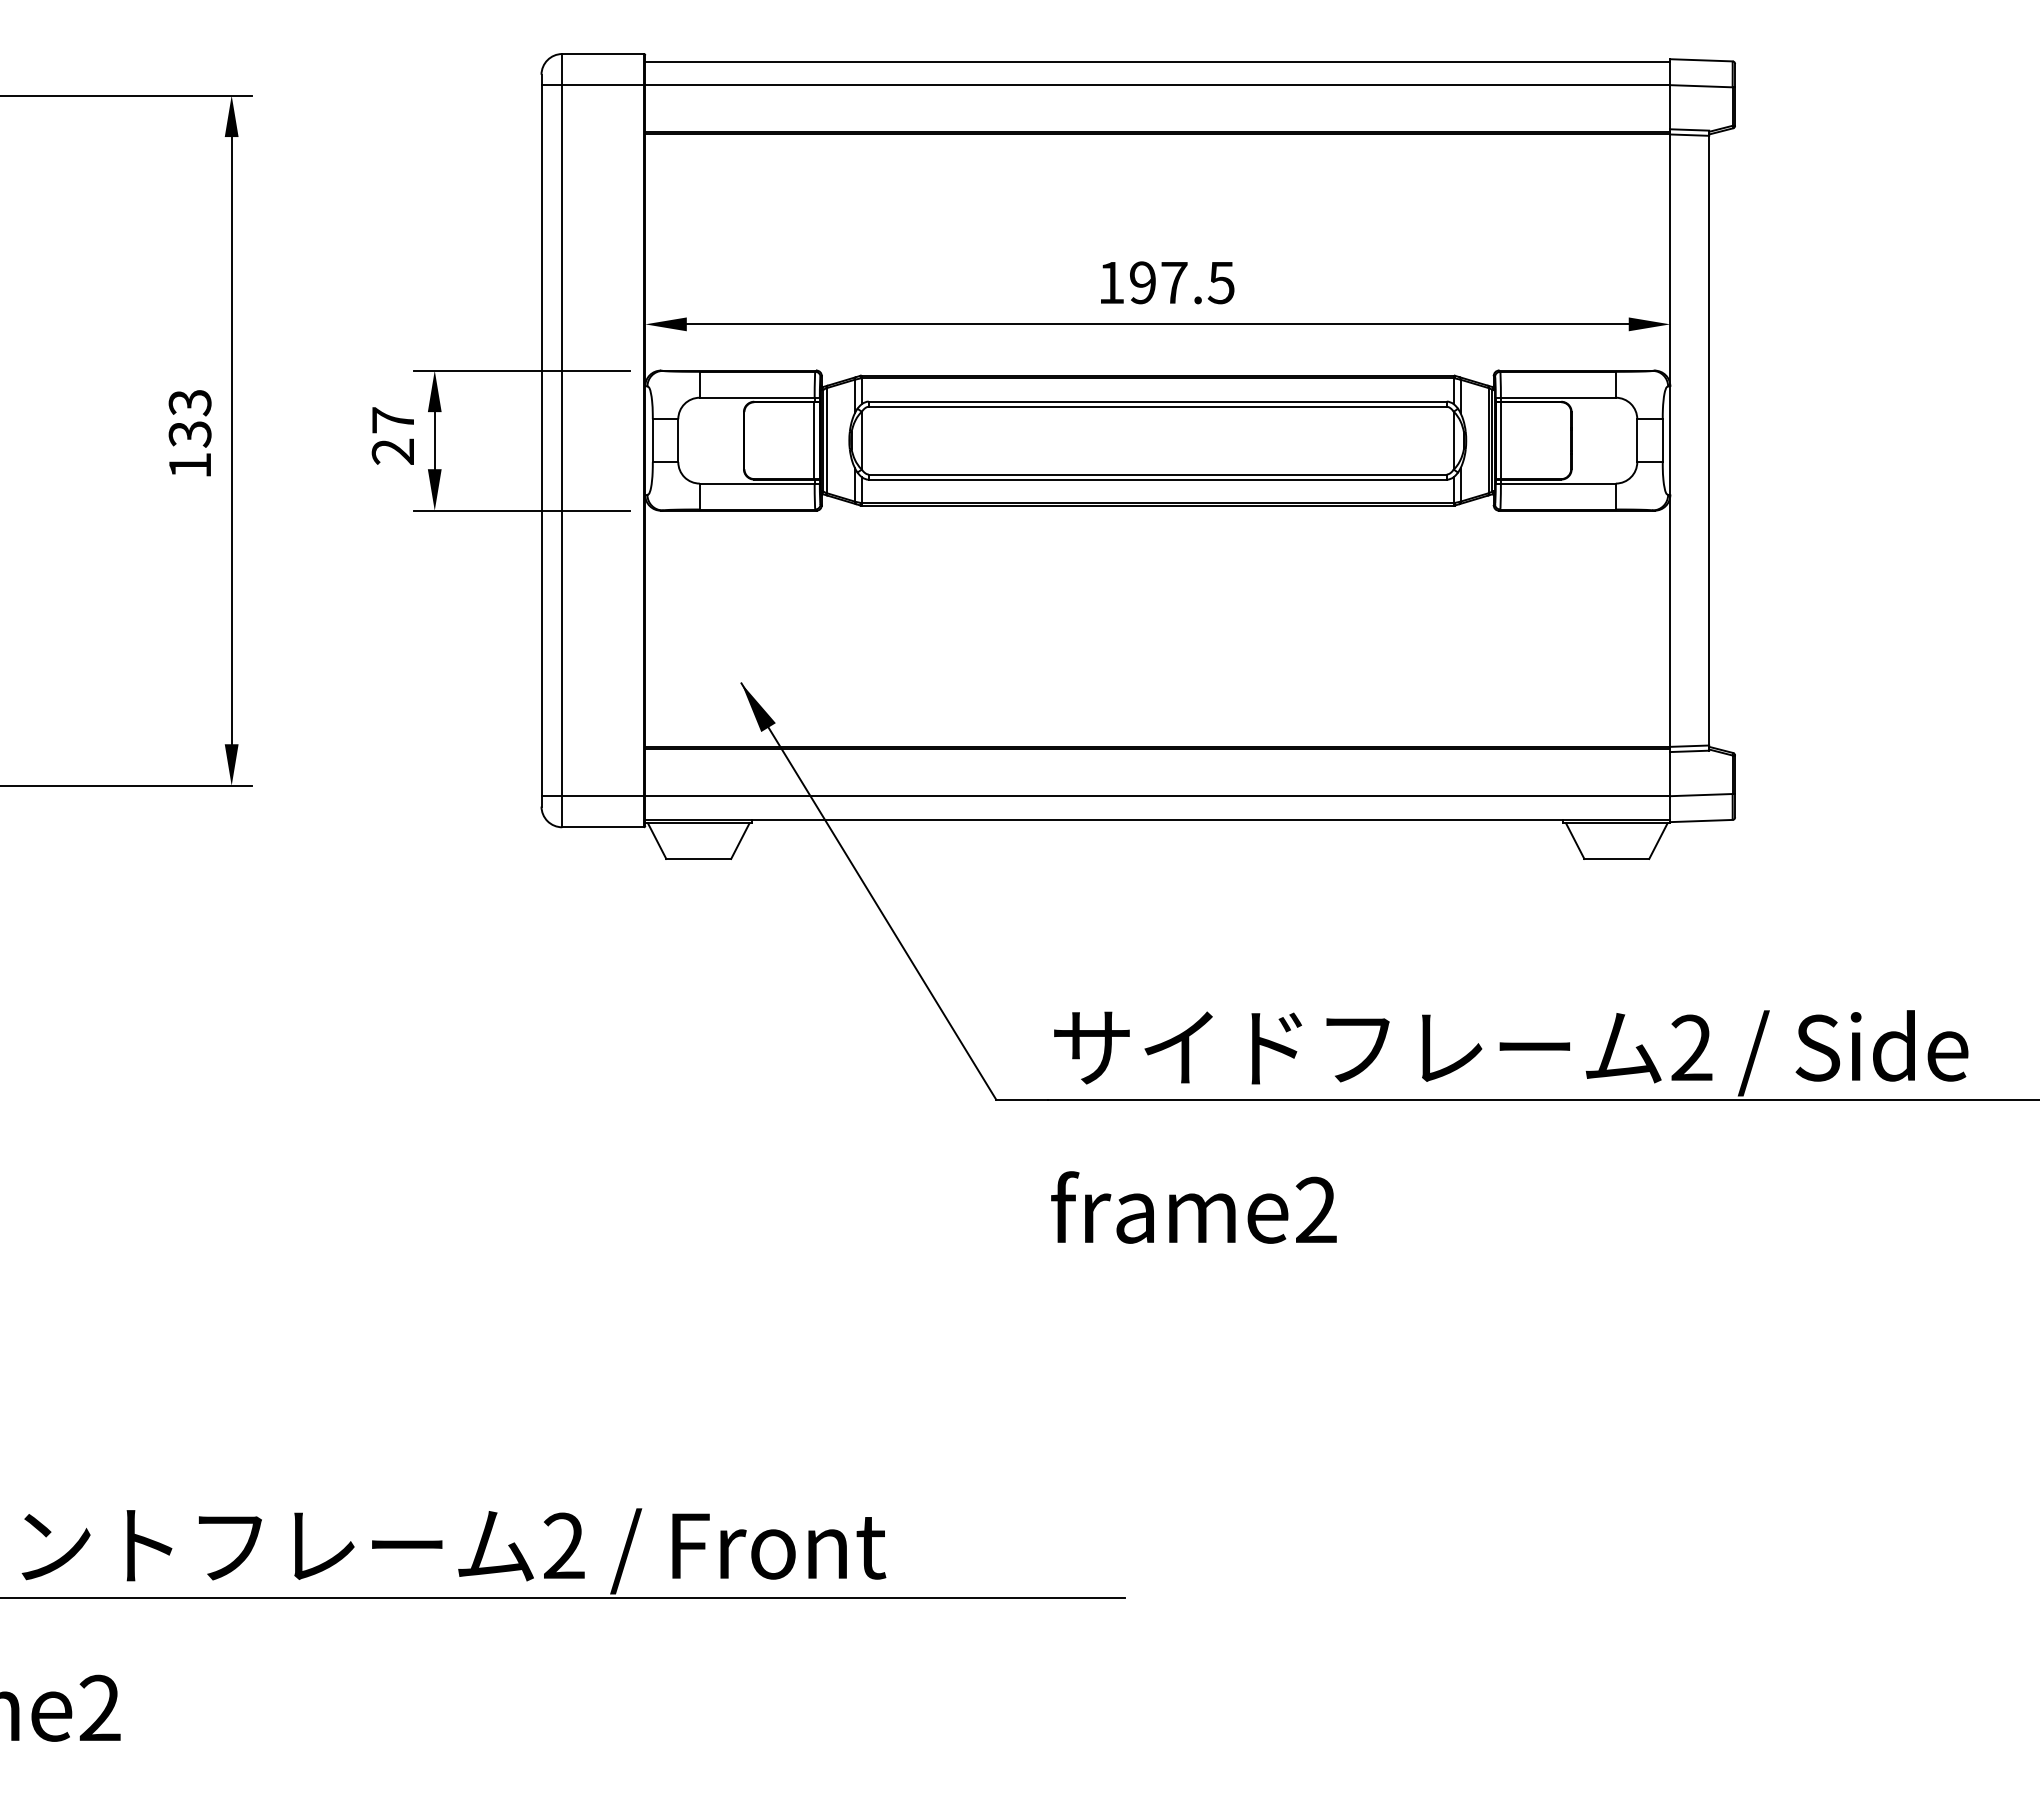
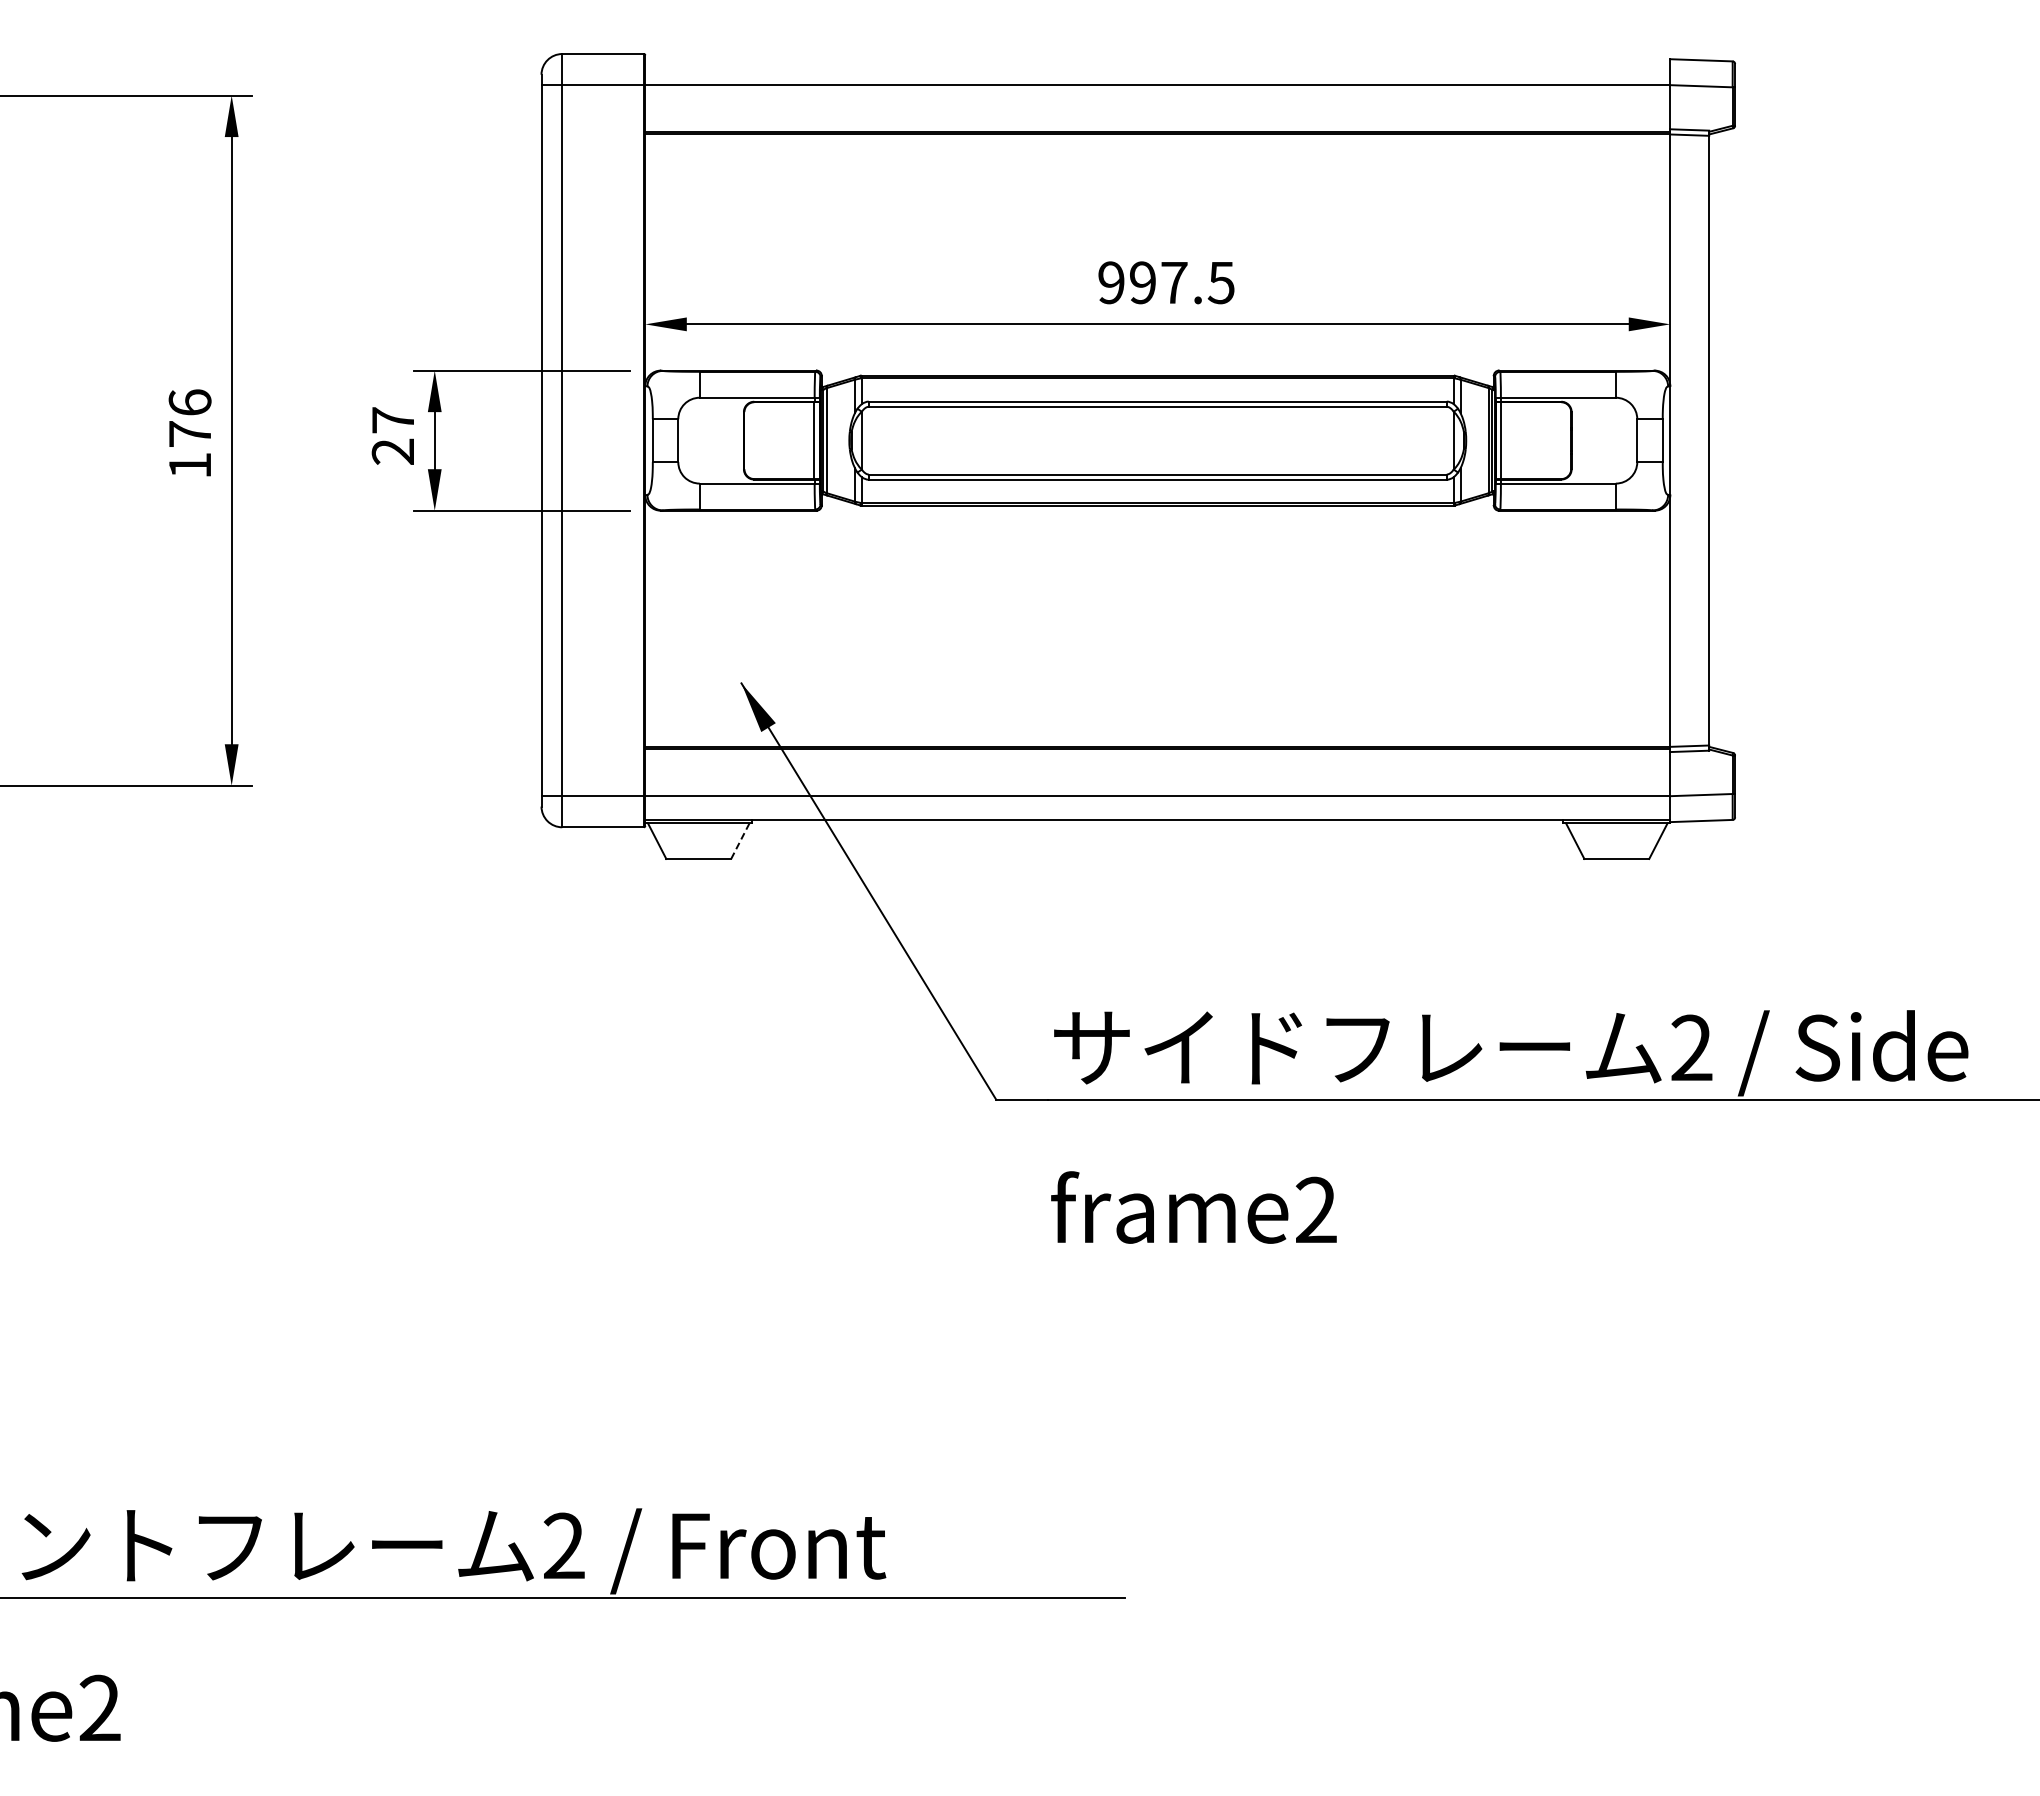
line: present -> none (1157, 61)
text: 197.5 -> 997.5 (1111, 282)
text: 133 -> 176 (189, 418)
line: solid -> dashed (740, 840)
